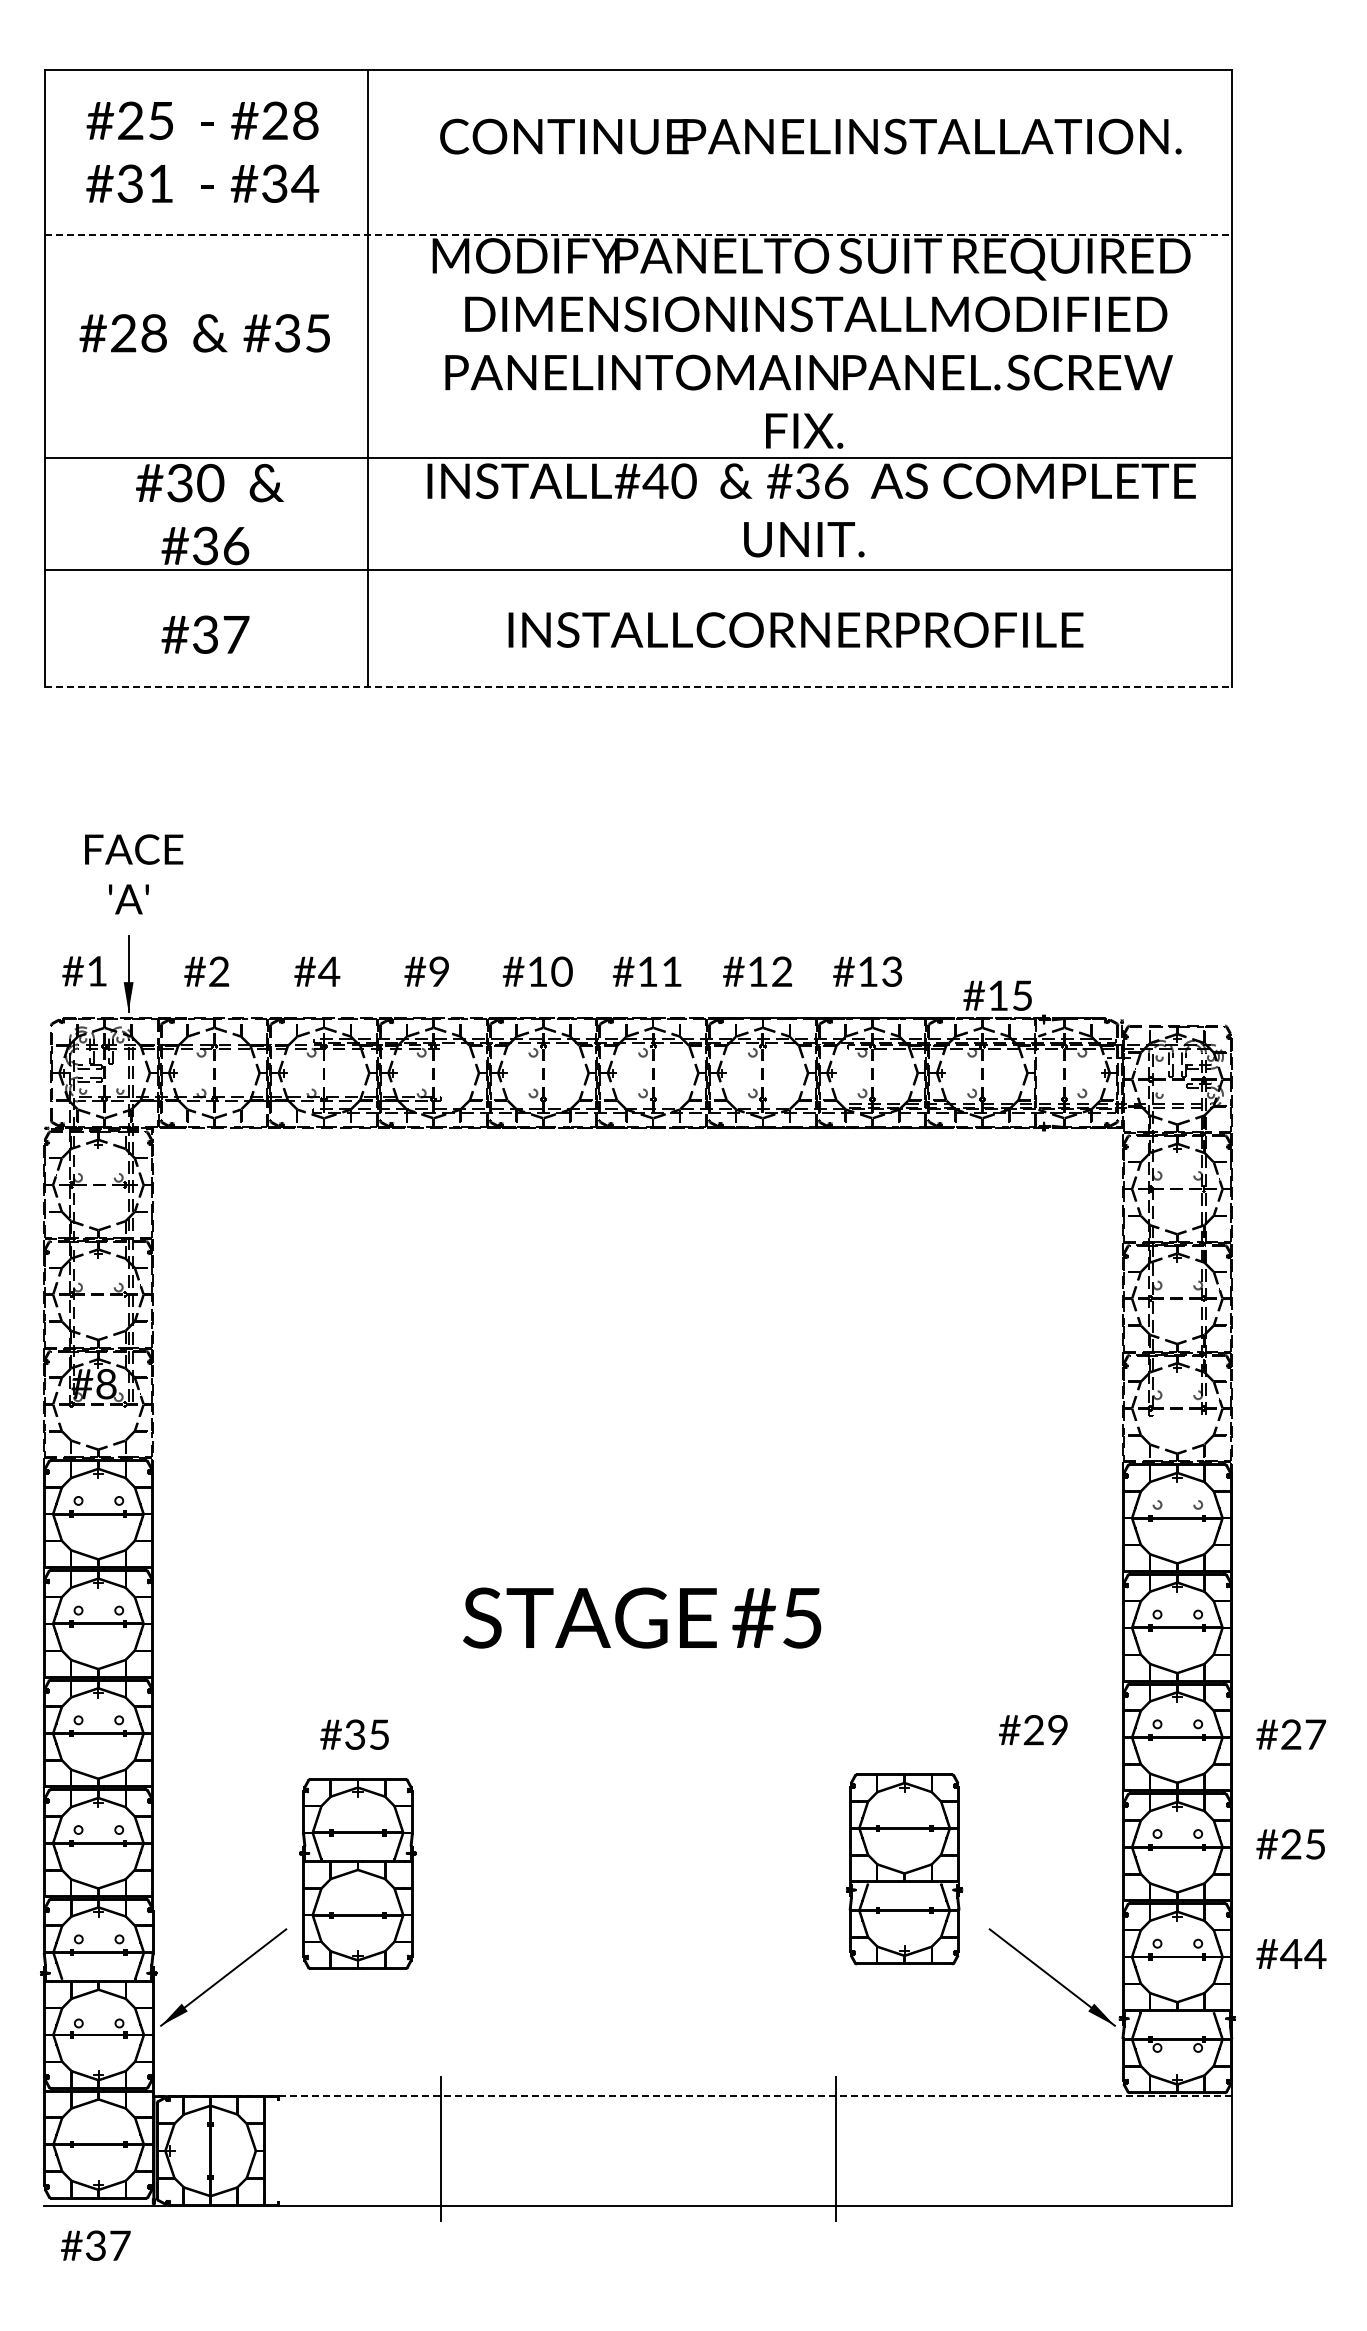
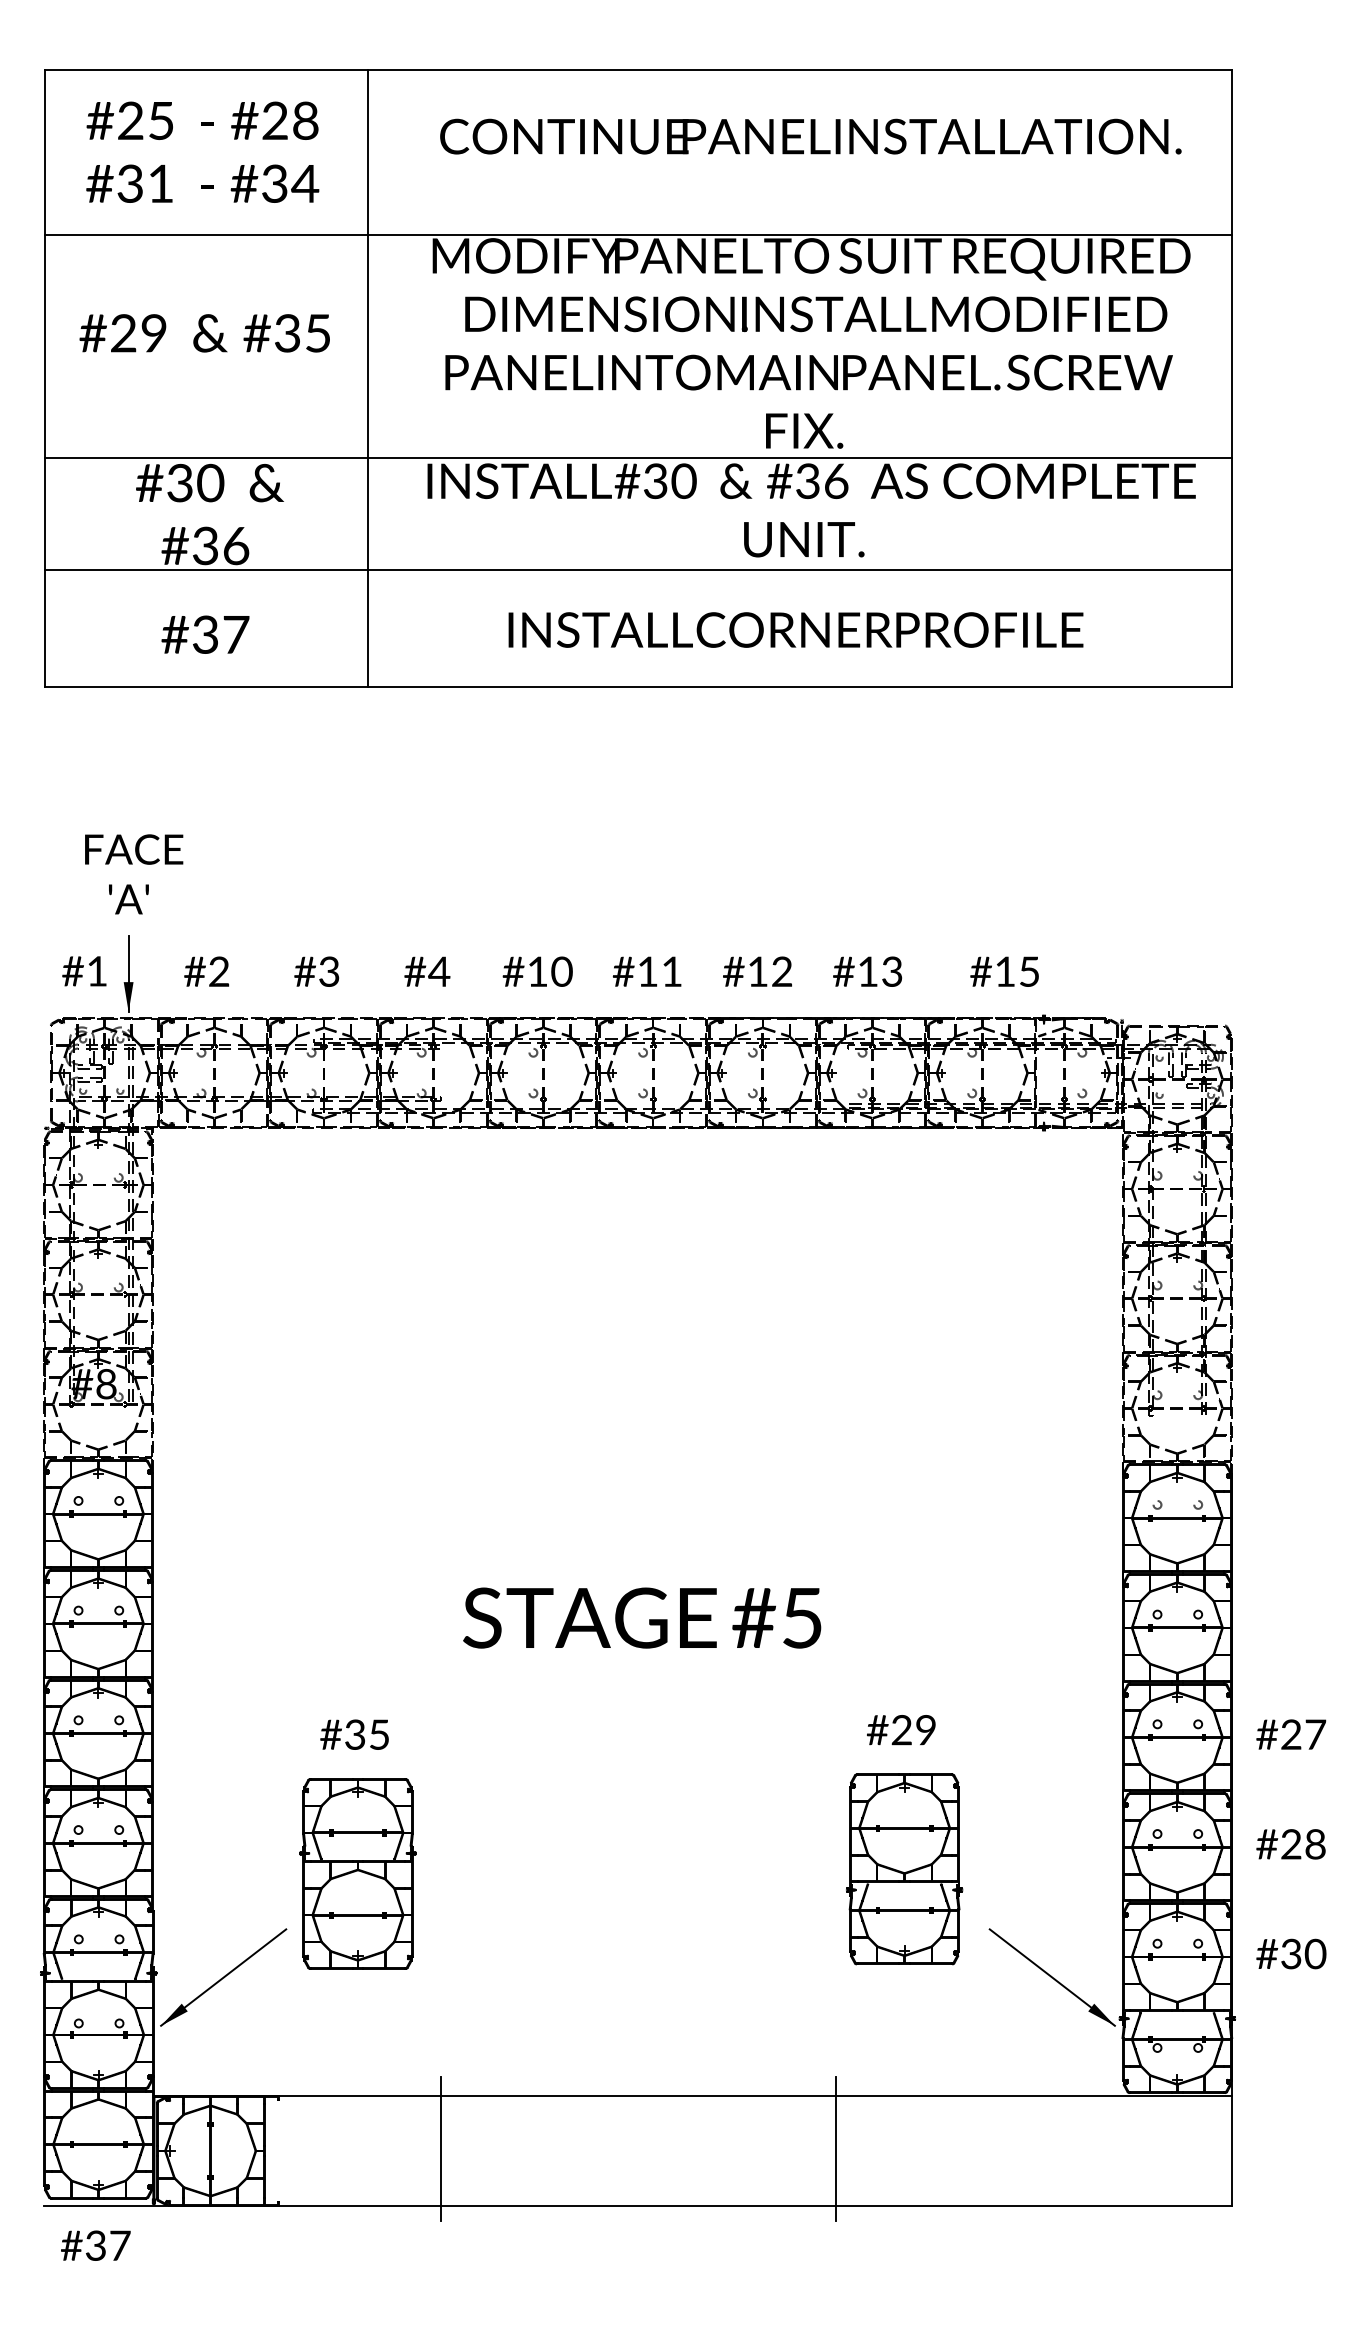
line: dashed -> solid (638, 234)
text: #28 -> #29 (153, 334)
text: #40 -> #30 (655, 481)
line: dashed -> solid (638, 687)
text: #4 -> #3 (328, 971)
text: #9 -> #4 (439, 971)
text position: (997, 995) -> (1004, 971) (1004, 971)
text position: (1033, 1730) -> (901, 1730) (901, 1730)
text: #25 -> #28 (1315, 1844)
text: #44 -> #30 (1303, 1953)
line: dashed -> solid (692, 2096)
